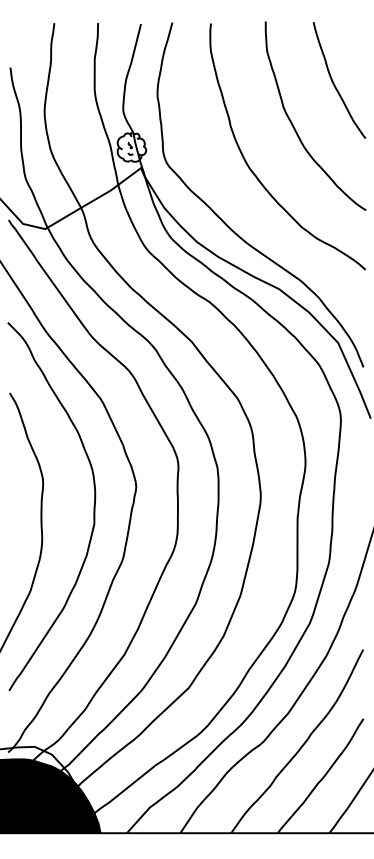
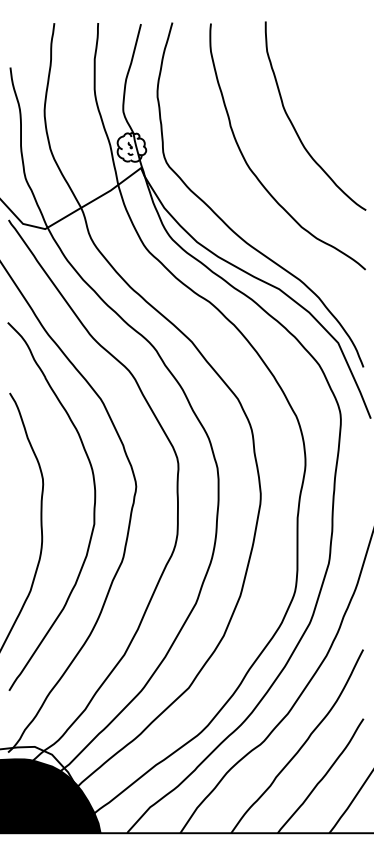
curve: present -> none (333, 80)
